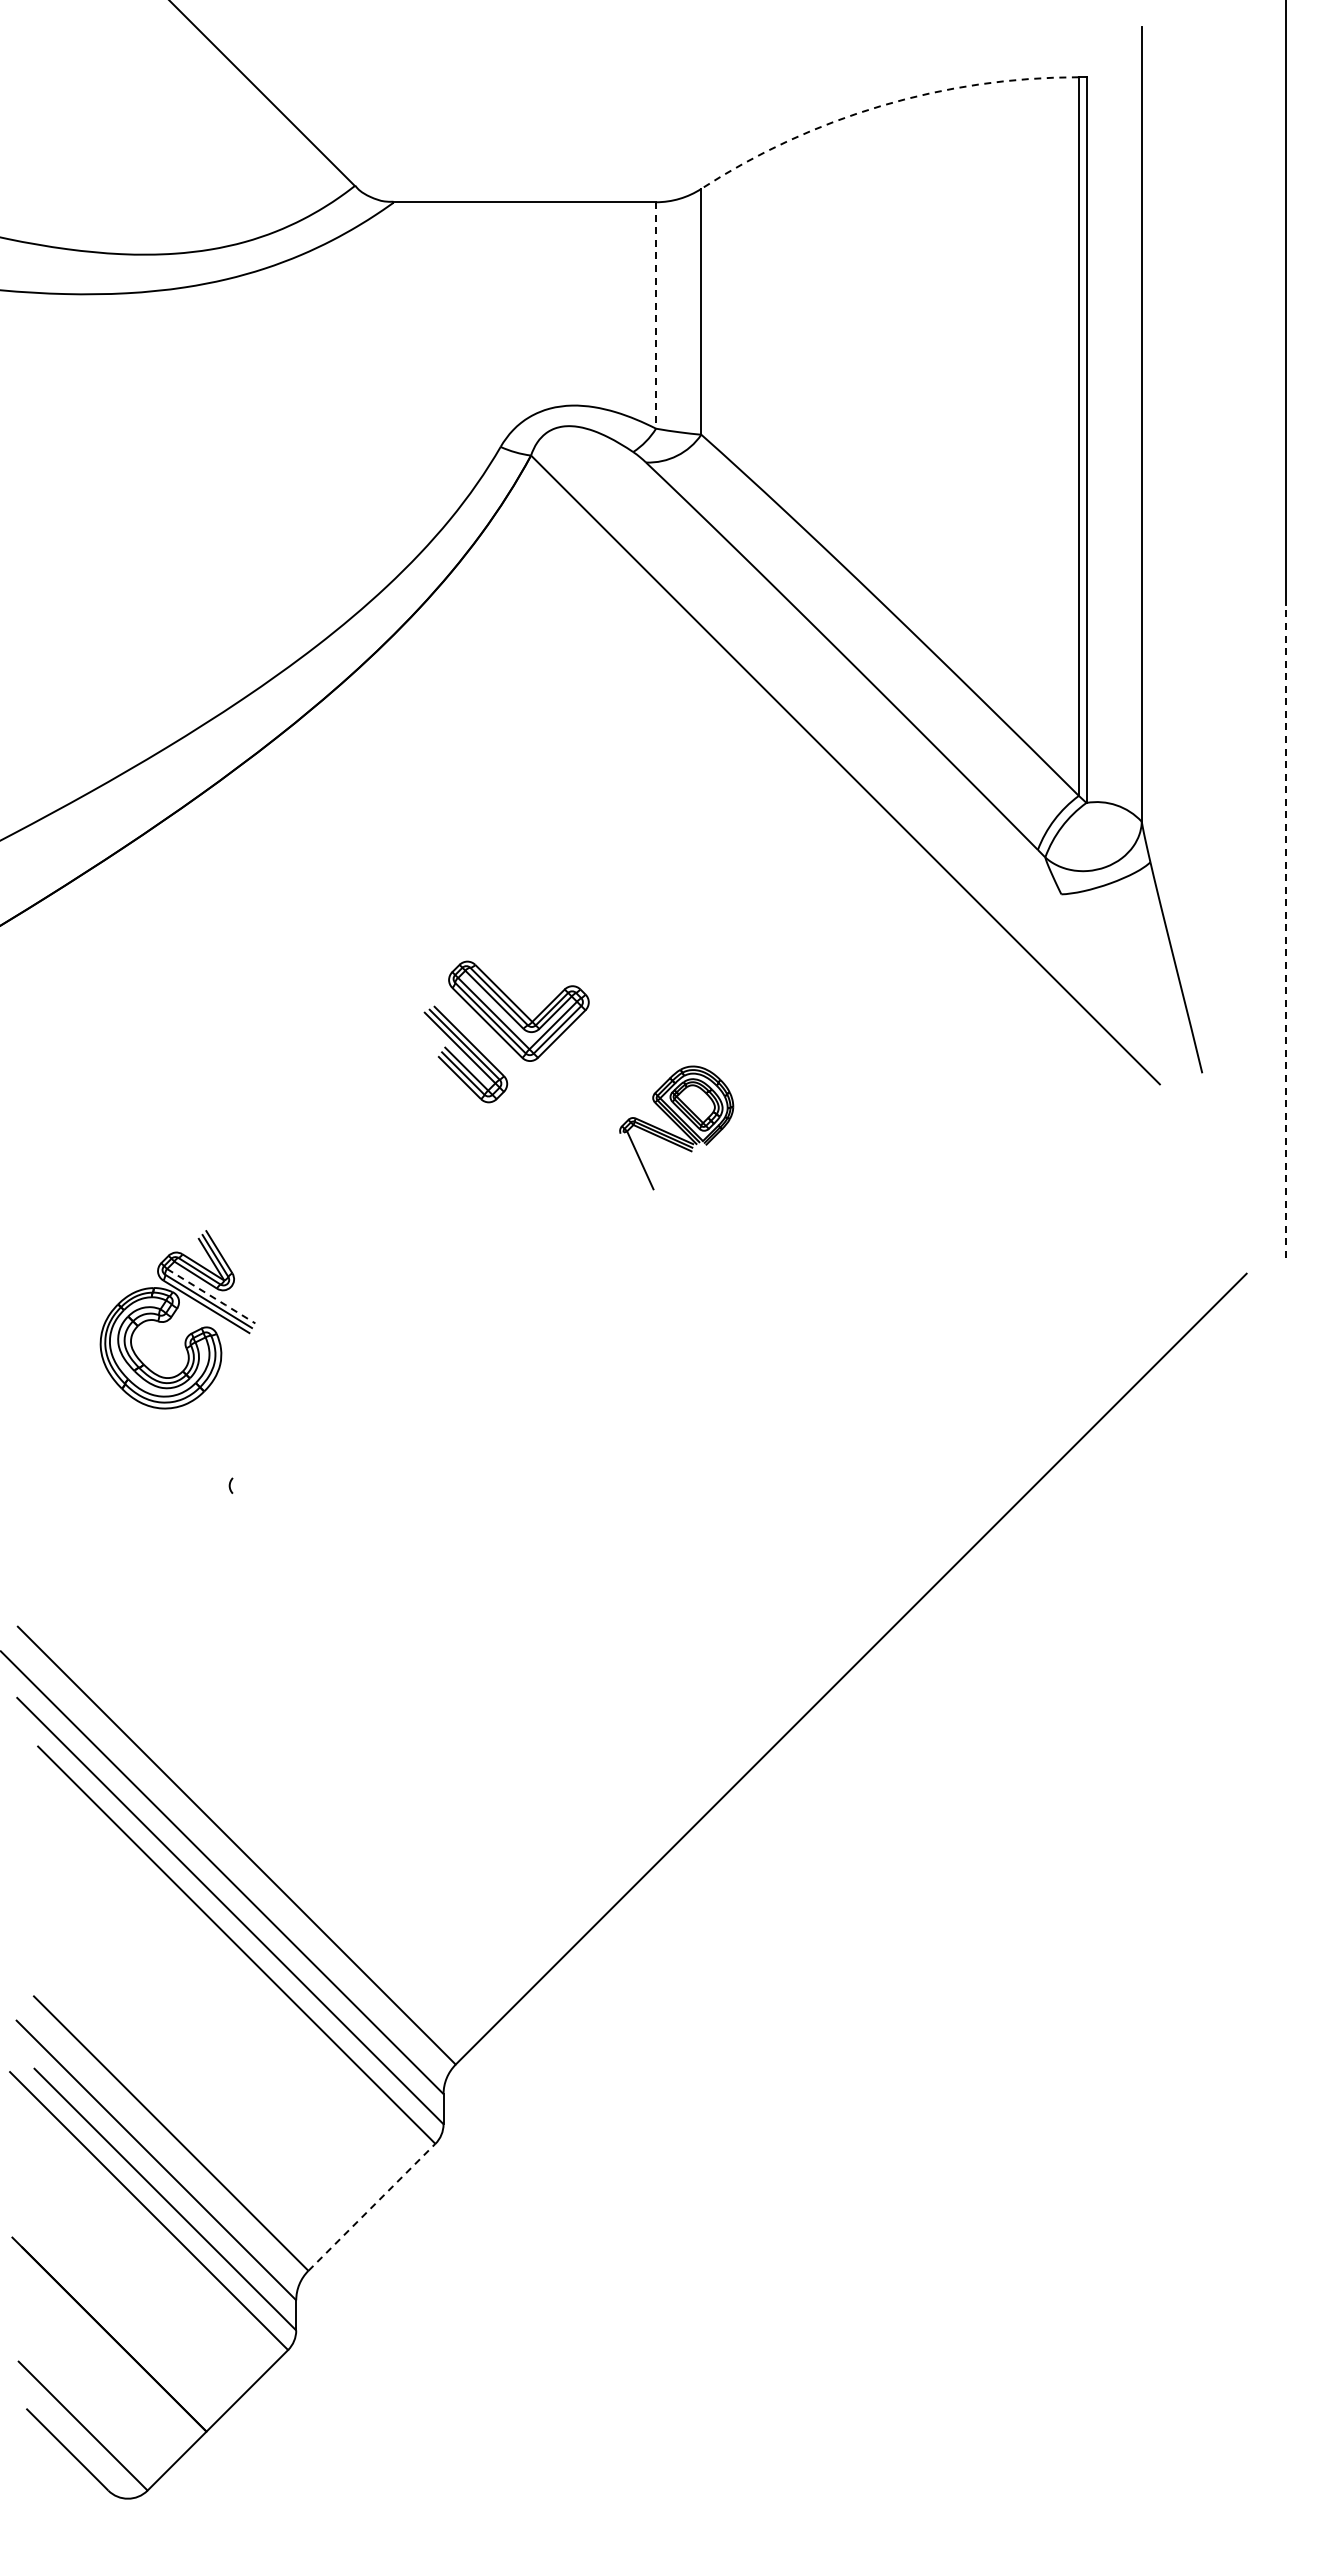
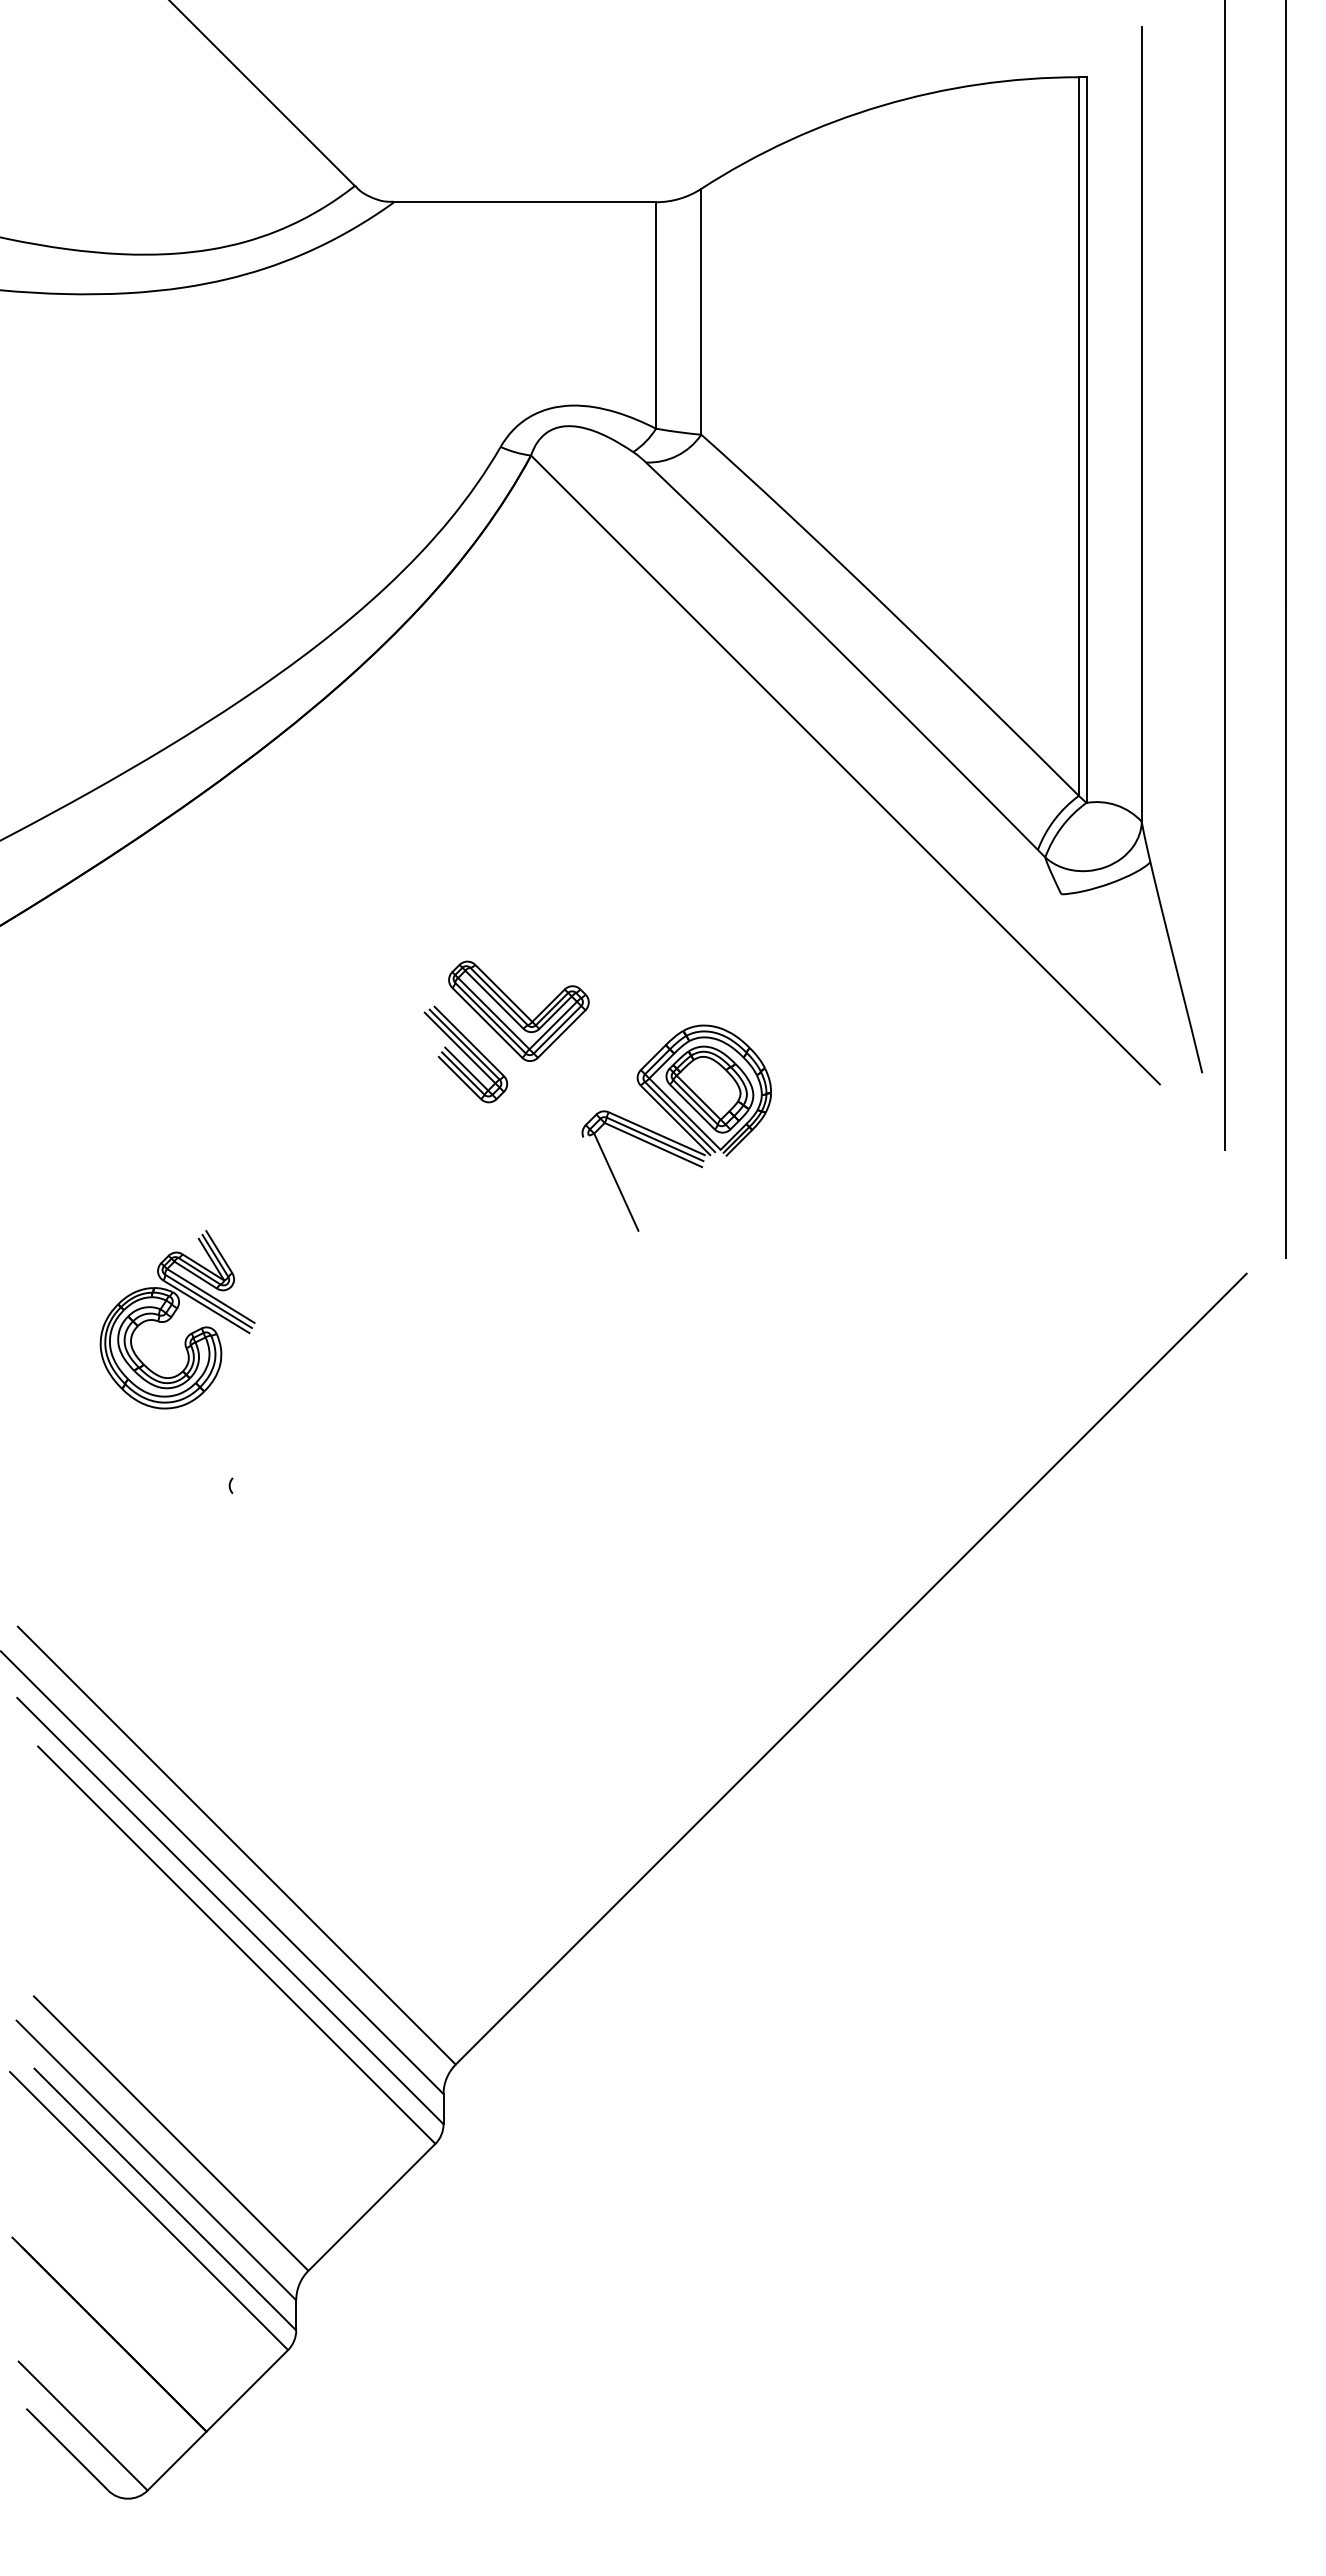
arc: dashed -> solid (882, 105)
line: dashed -> solid (656, 315)
line: none -> present (1224, 576)
line: dashed -> solid (1286, 930)
part size: 116x126 px -> 191x208 px (676, 1127)
line: dashed -> solid (211, 1296)
line: dashed -> solid (371, 2207)
